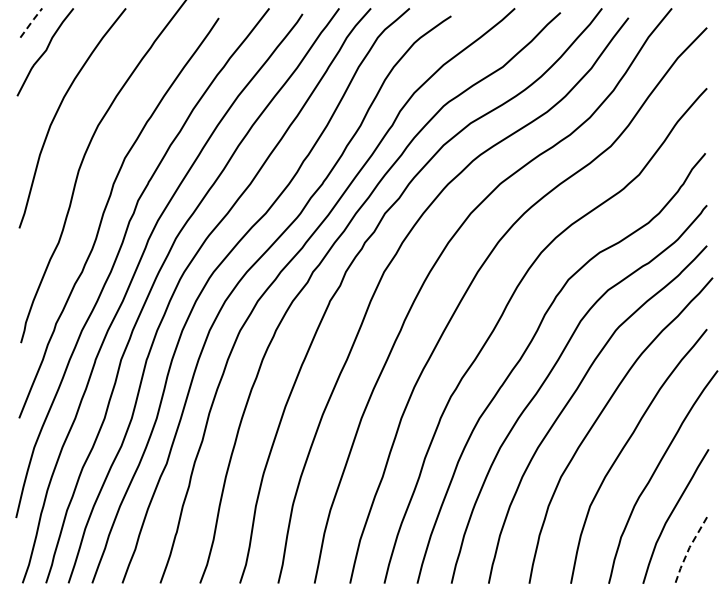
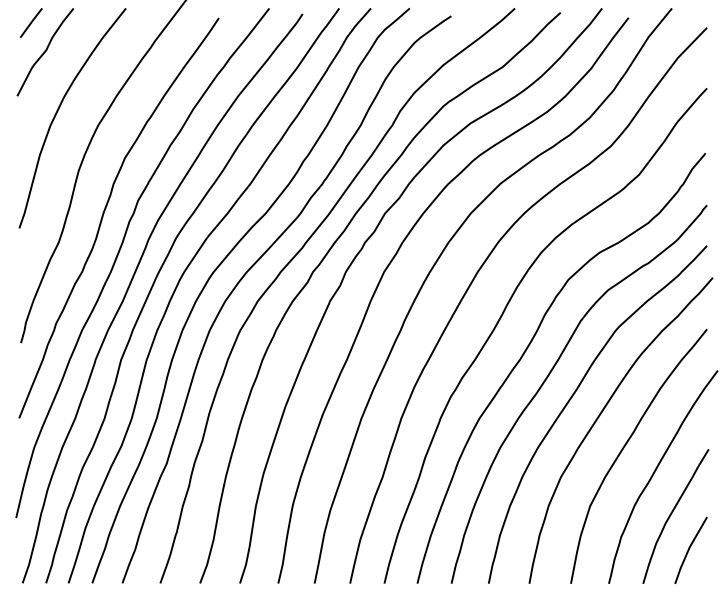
line: dashed -> solid (31, 21)
line: dashed -> solid (688, 550)
